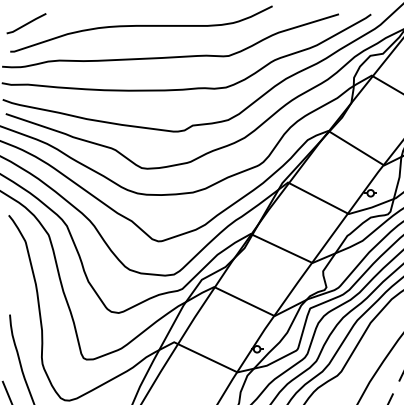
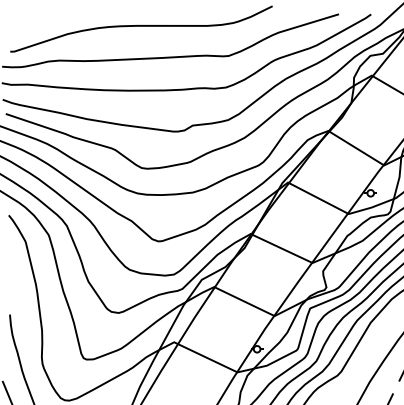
line: present -> none (26, 23)
